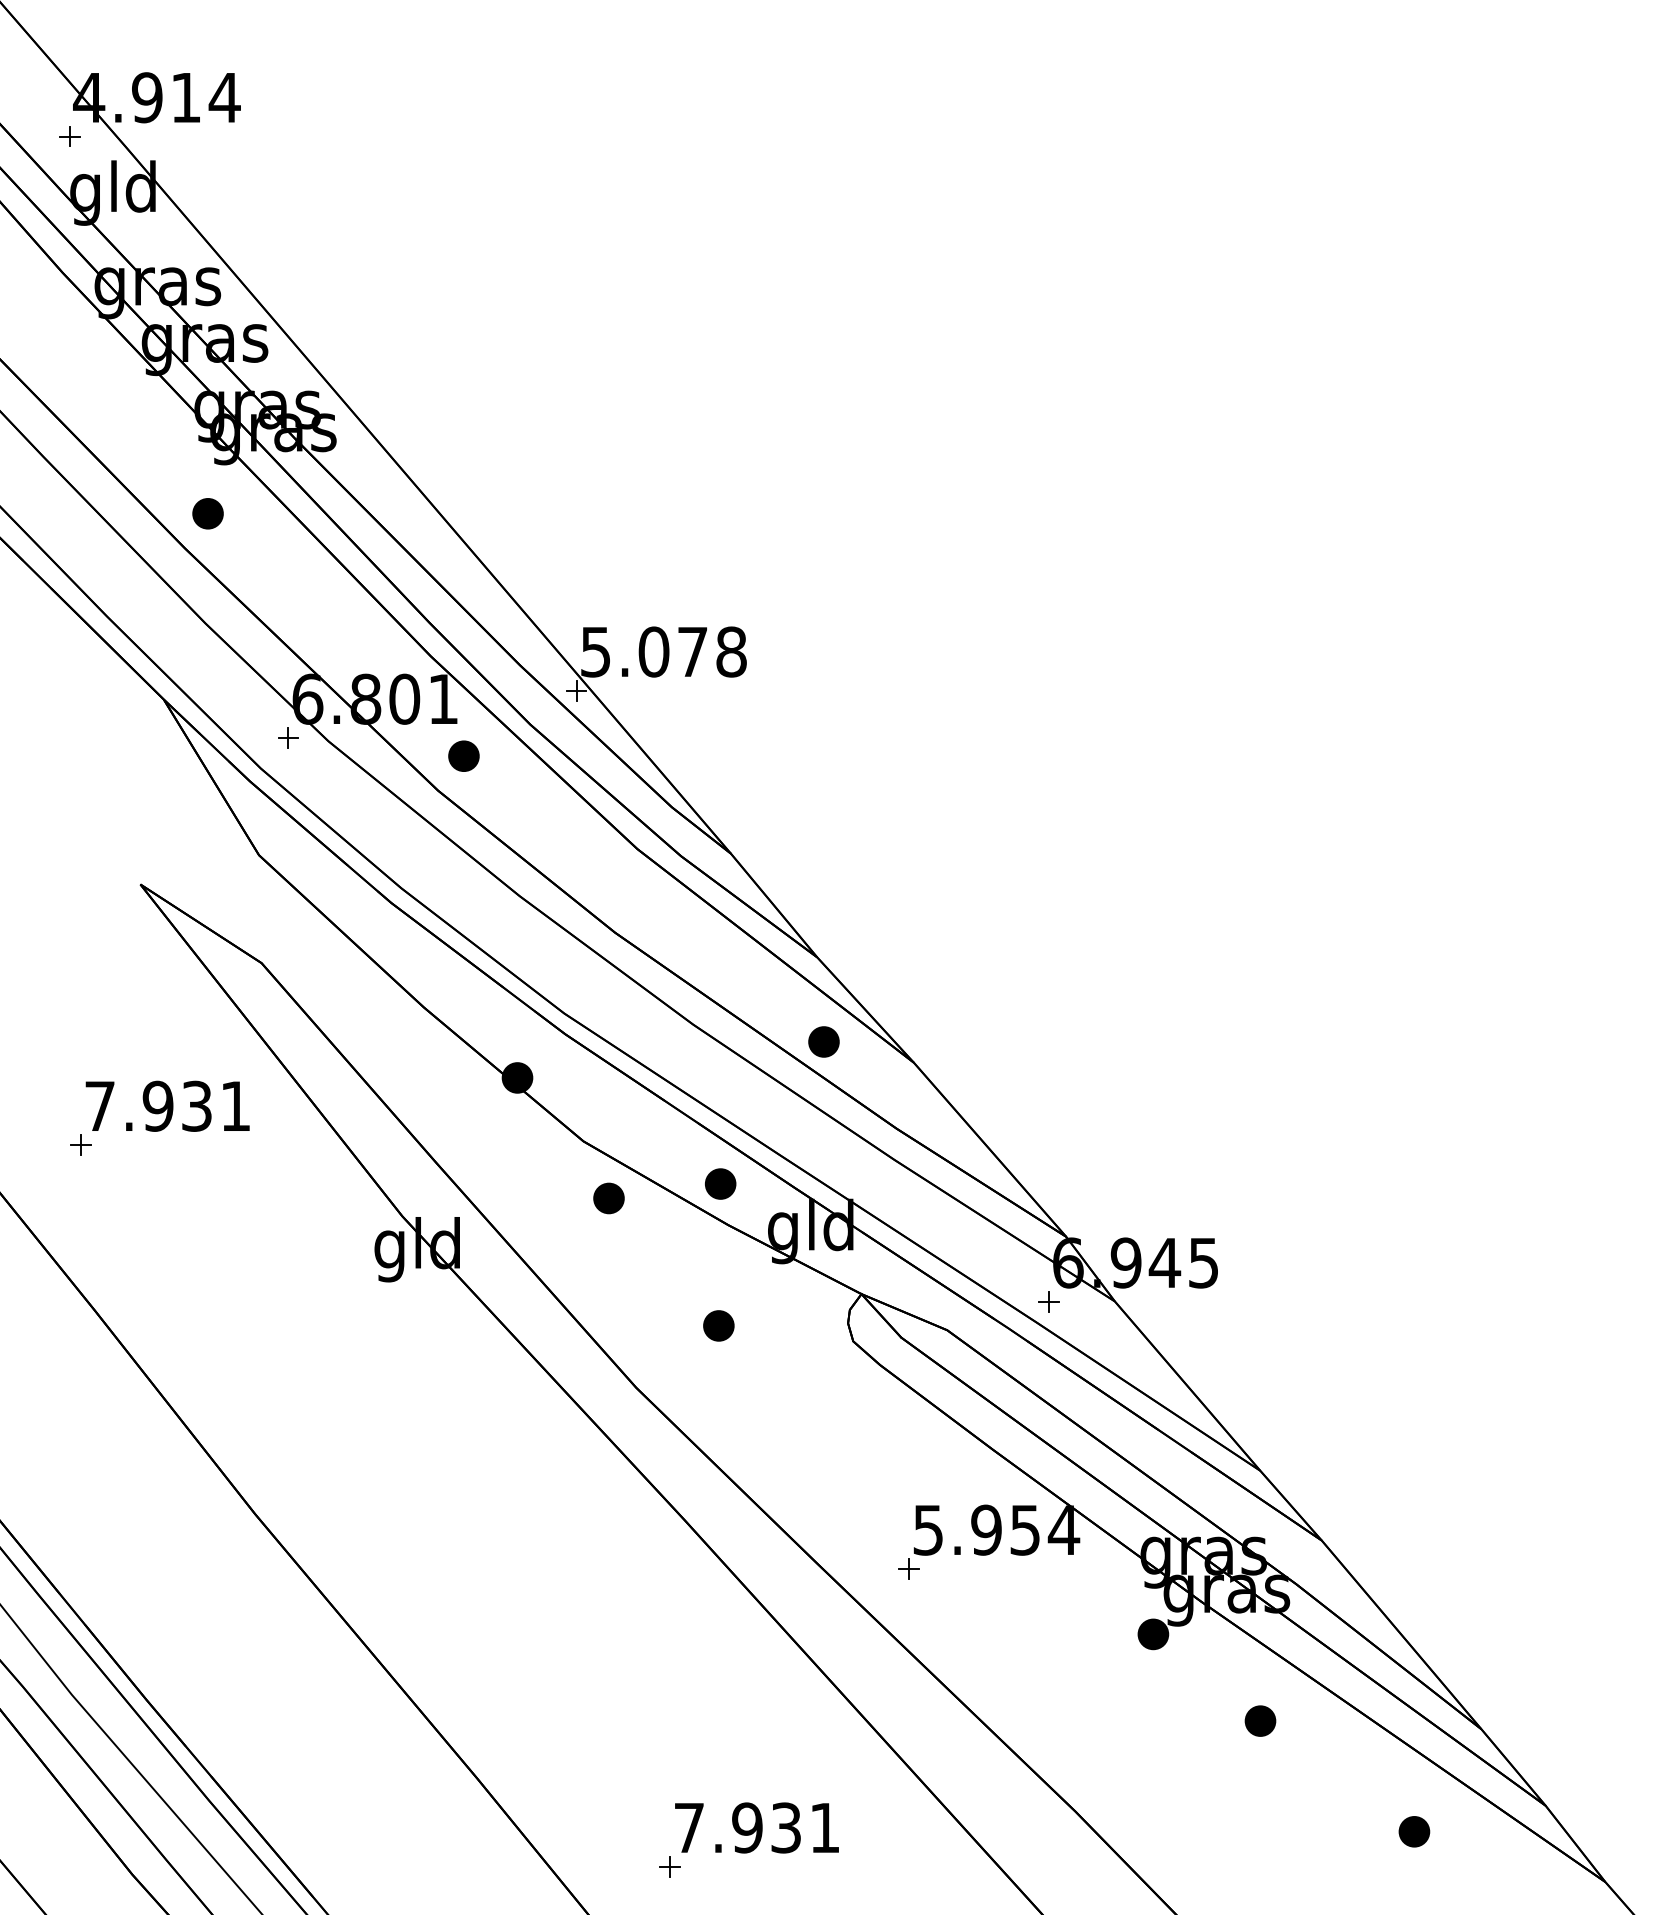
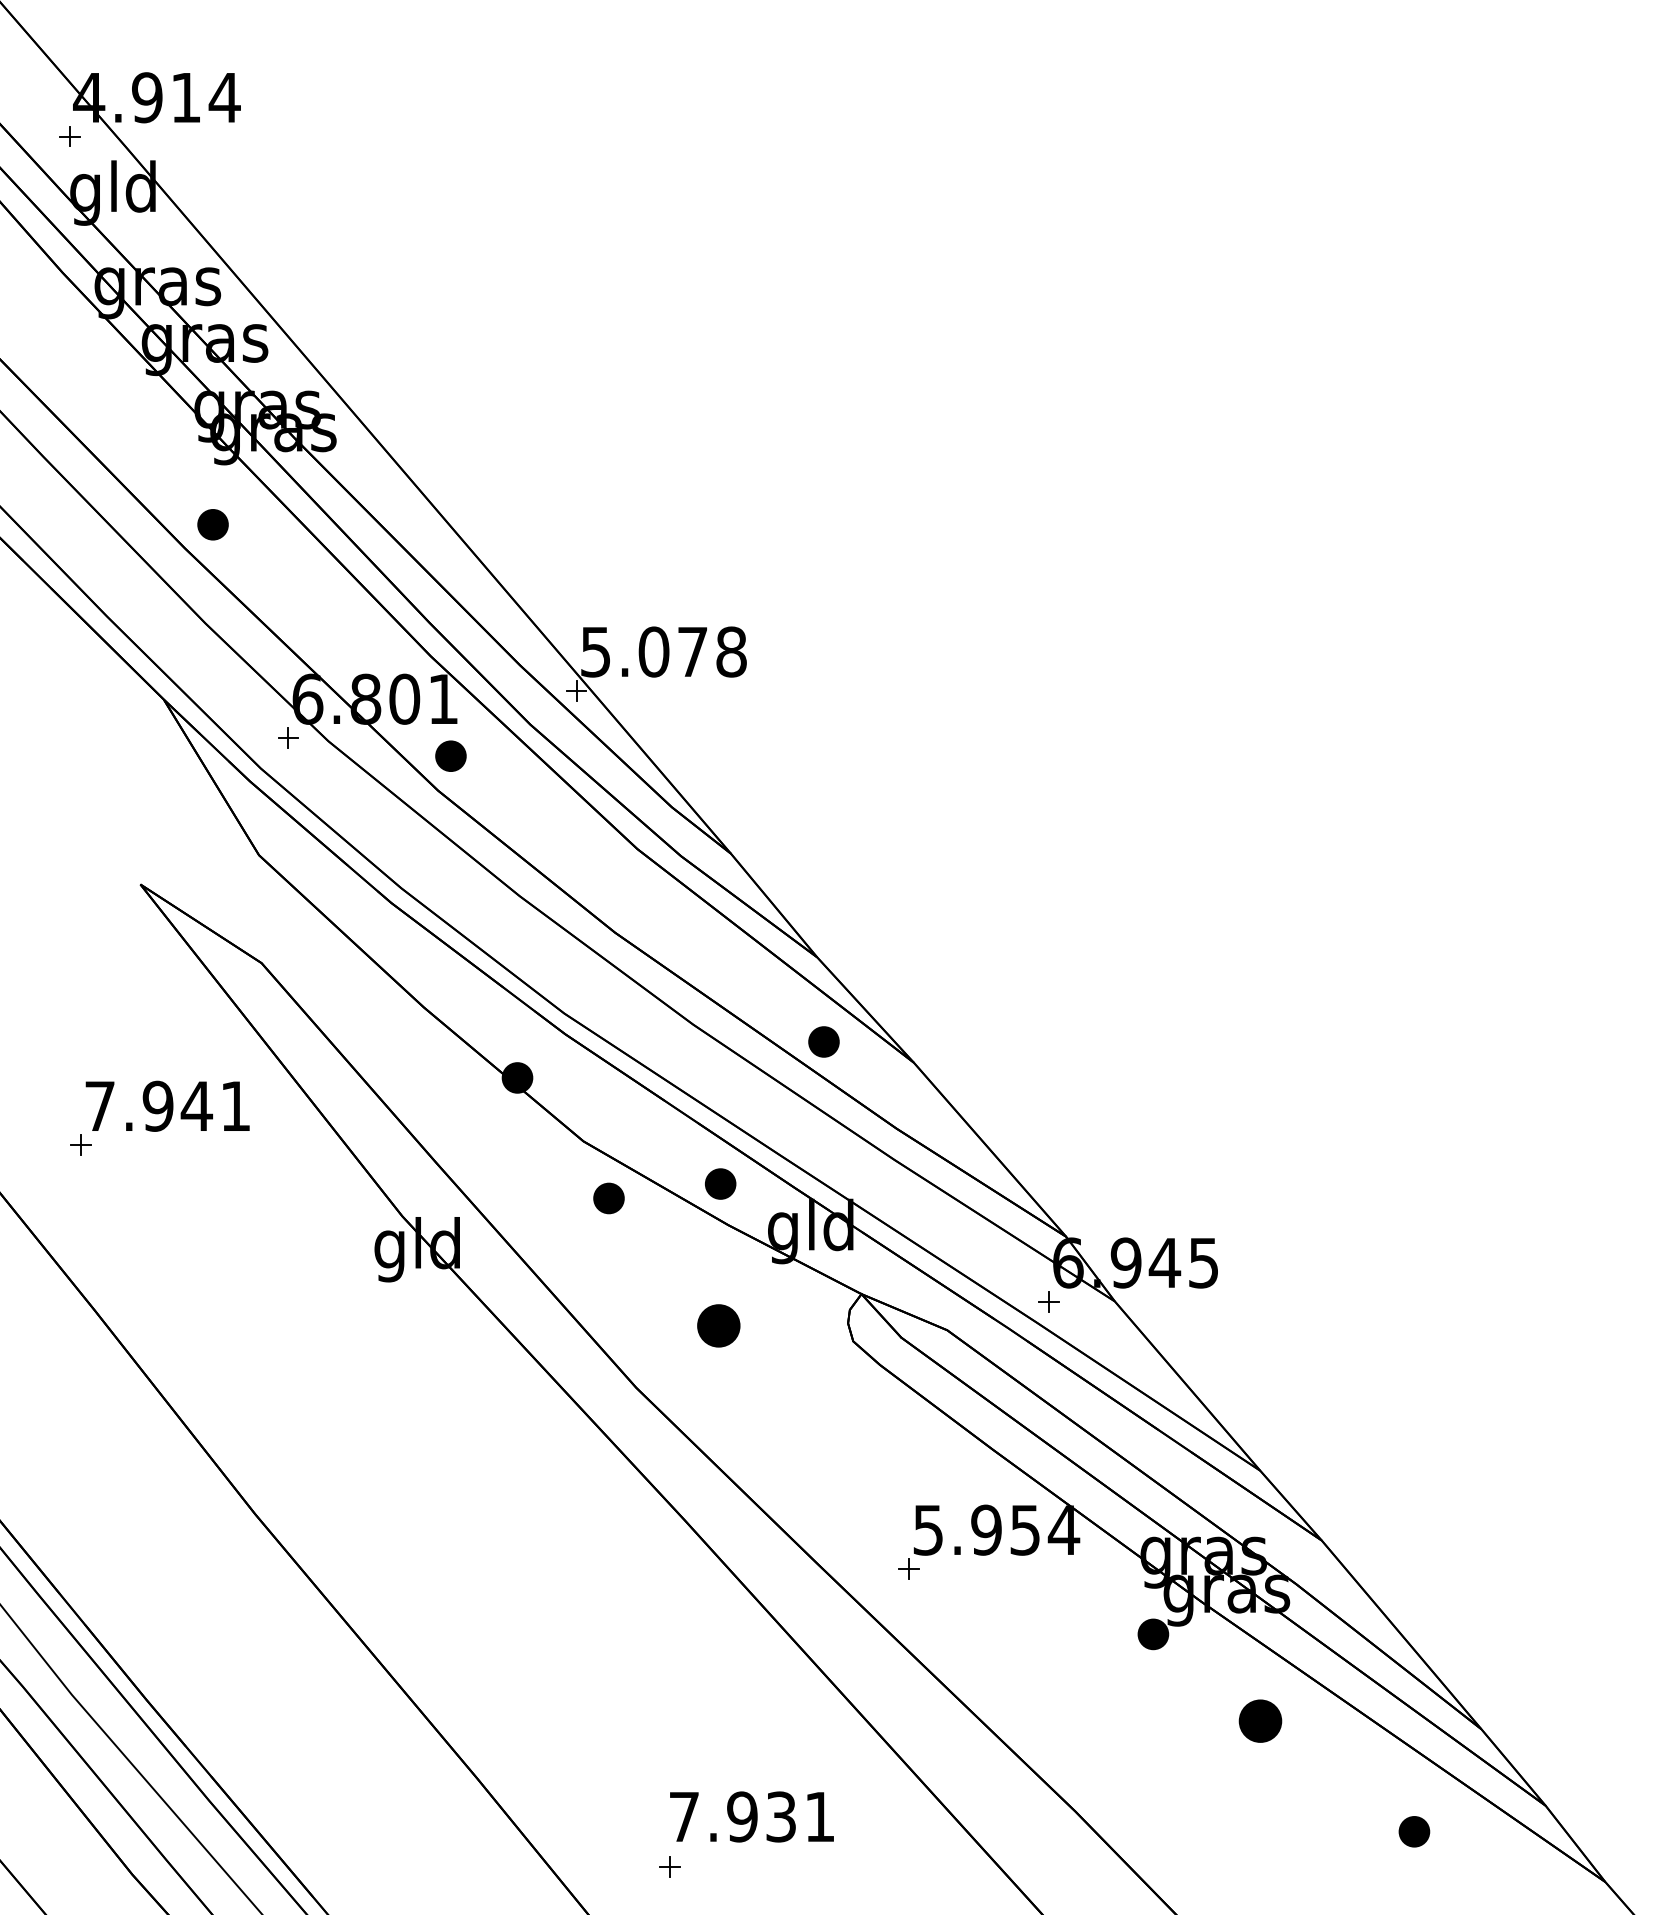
part position: (207, 513) -> (212, 524) (212, 524)
part position: (463, 755) -> (450, 755) (450, 755)
text: 7.931 -> 7.941 (196, 1105)
part size: 32x32 px -> 44x44 px (718, 1325)
part size: 33x32 px -> 45x44 px (1260, 1720)
text position: (756, 1827) -> (751, 1816) (751, 1816)
